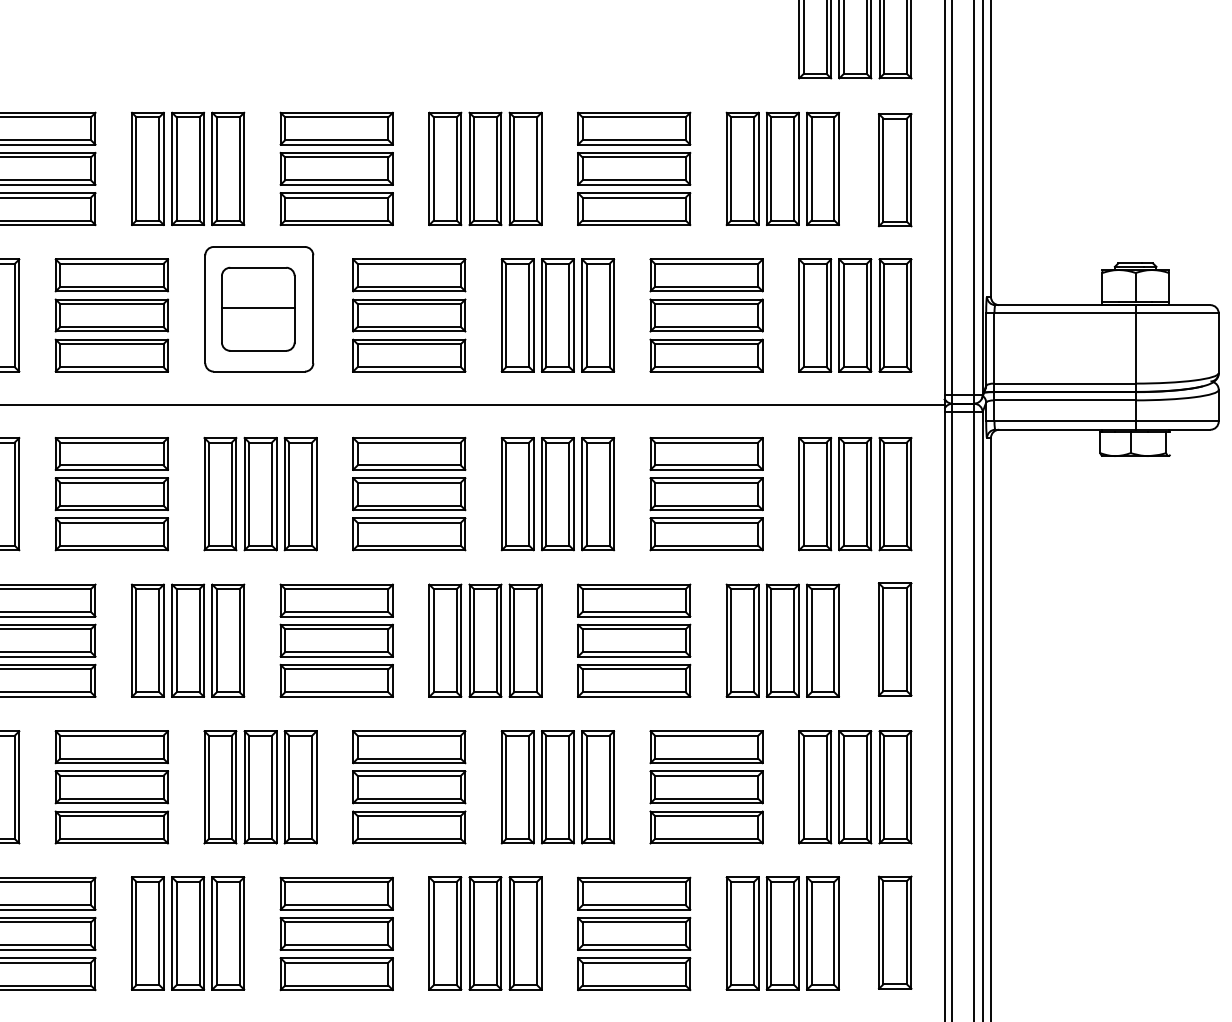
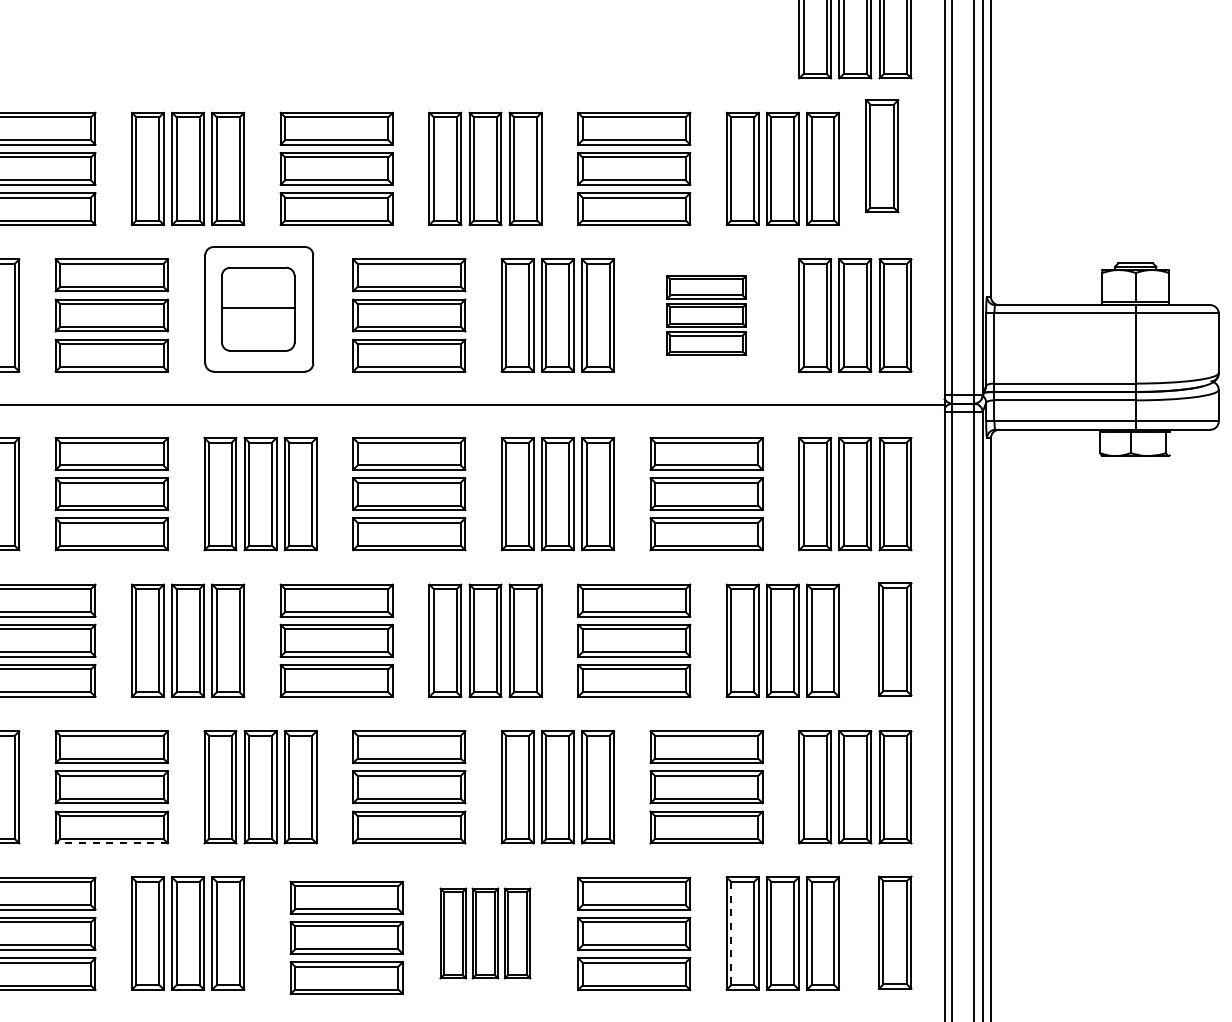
part position: (895, 170) -> (882, 156) (882, 156)
part size: 115x115 px -> 81x81 px (706, 315)
line: solid -> dashed (111, 843)
part position: (336, 933) -> (346, 937) (346, 937)
part size: 115x115 px -> 93x93 px (485, 933)
line: solid -> dashed (731, 933)
